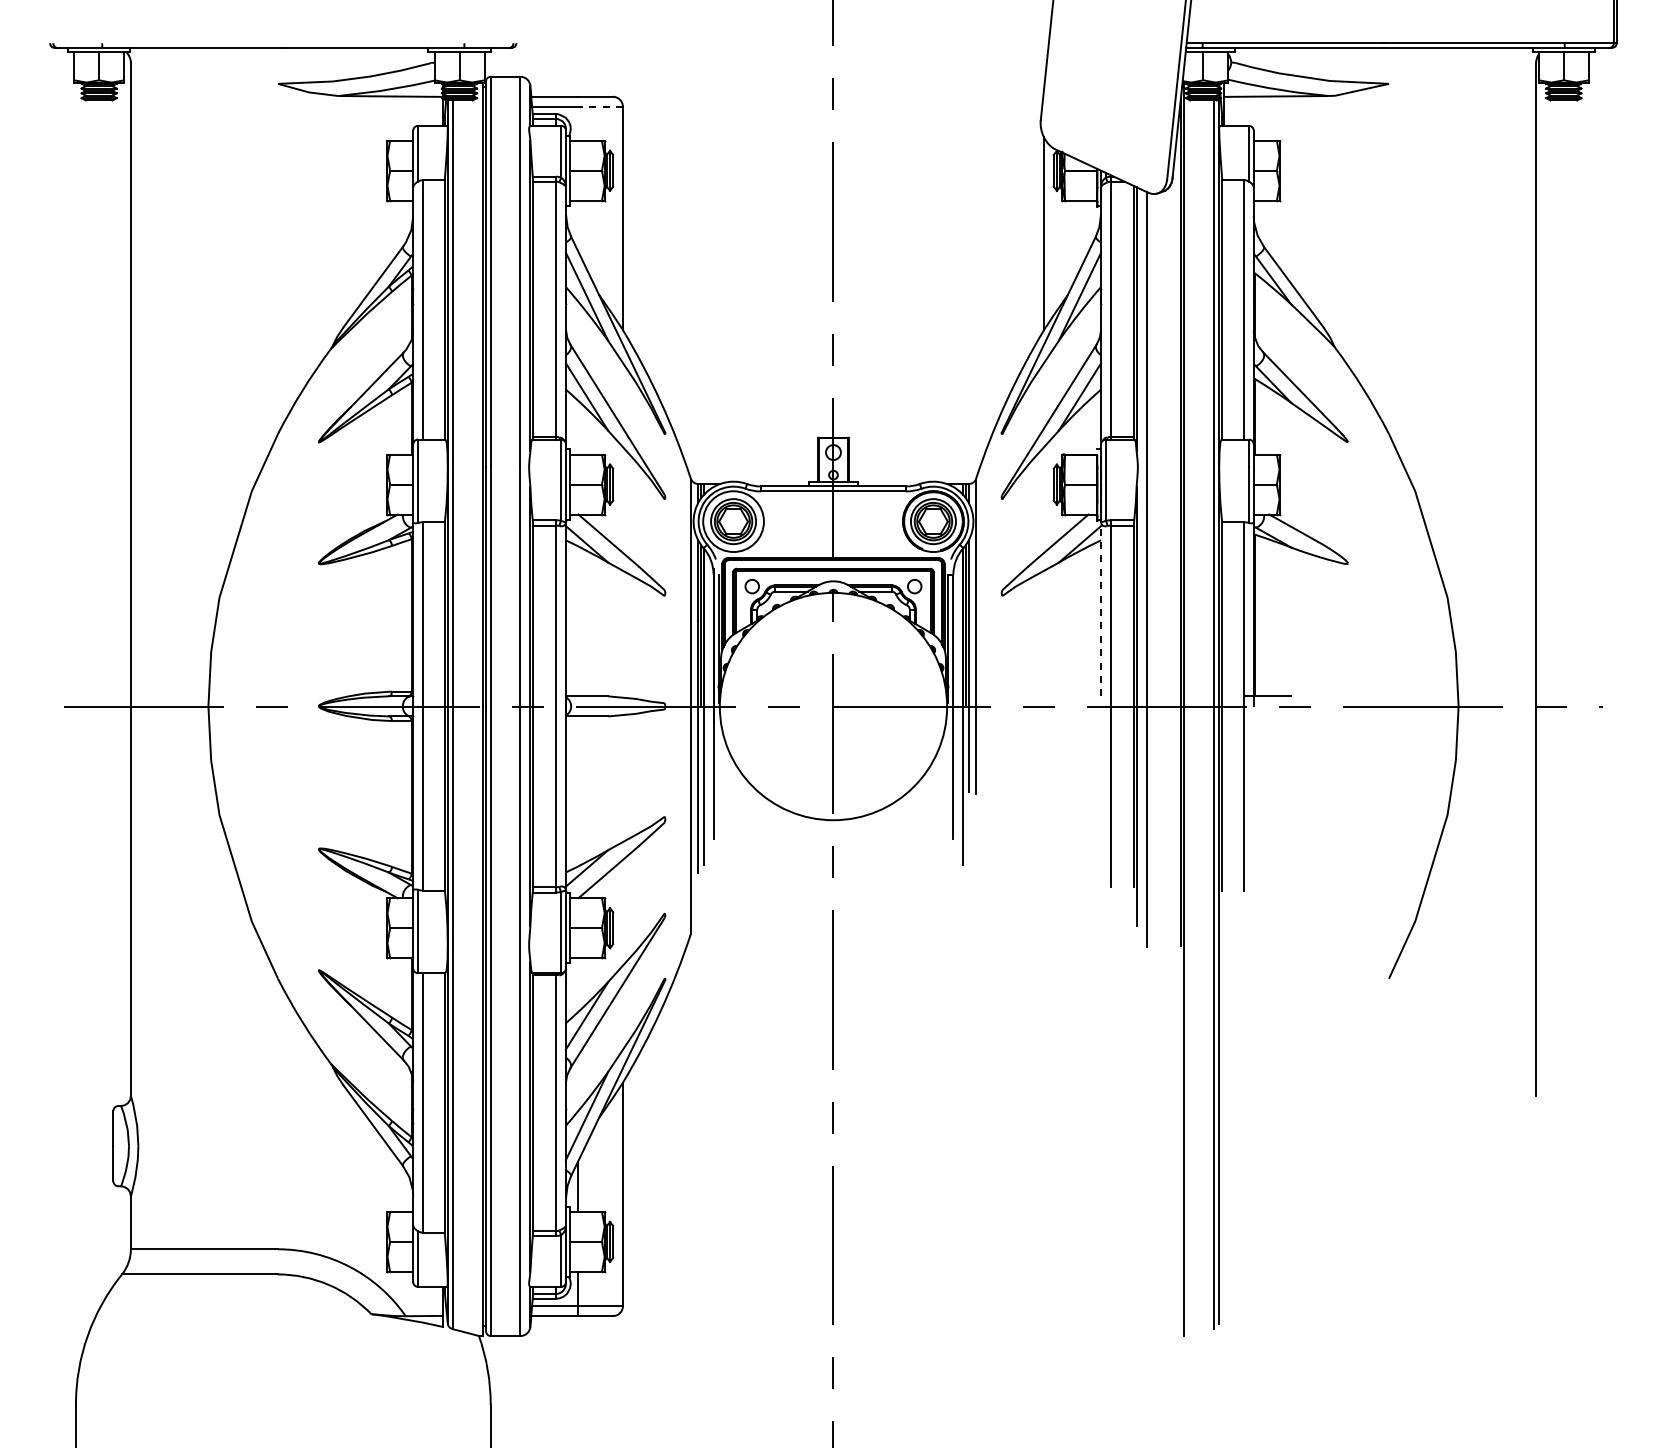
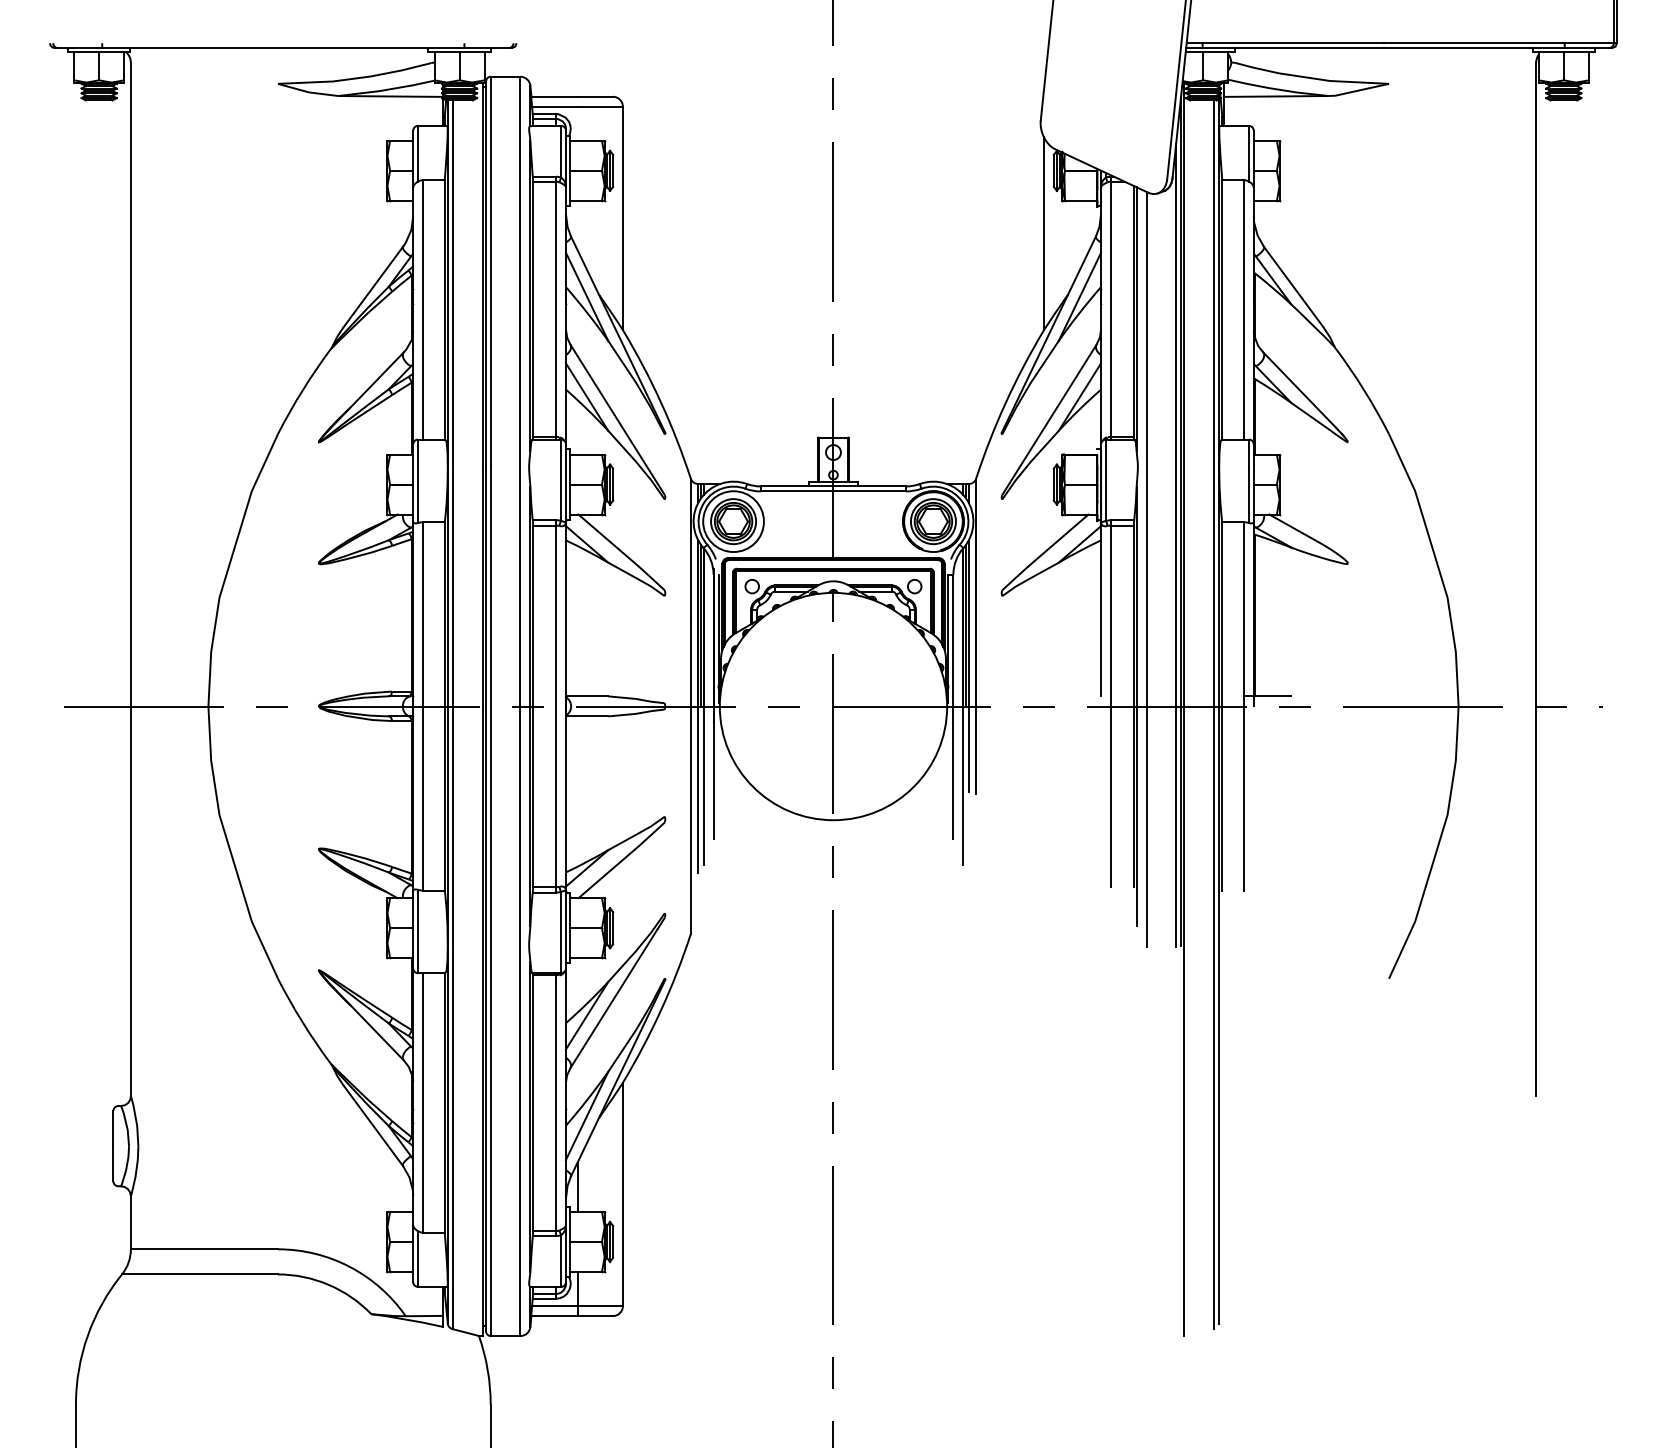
line: dashed -> solid (599, 106)
line: none -> present (1176, 545)
line: dashed -> solid (1101, 608)
